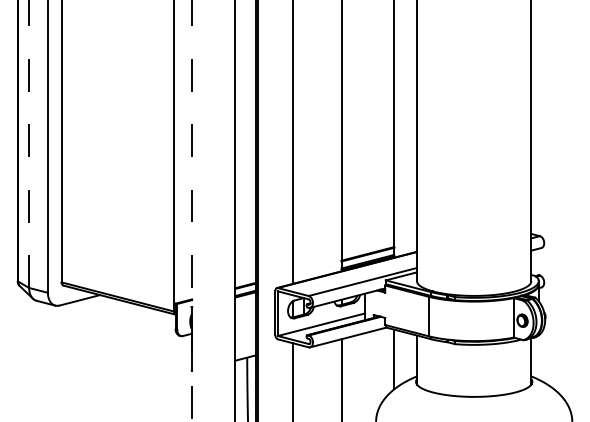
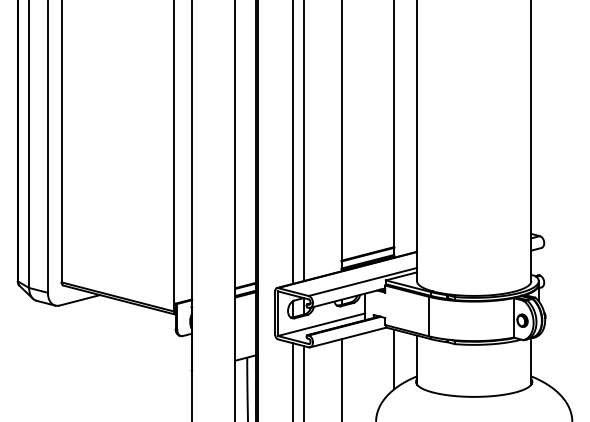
line: none -> present (304, 141)
line: dashed -> solid (29, 144)
line: dashed -> solid (192, 211)
line: none -> present (304, 382)
